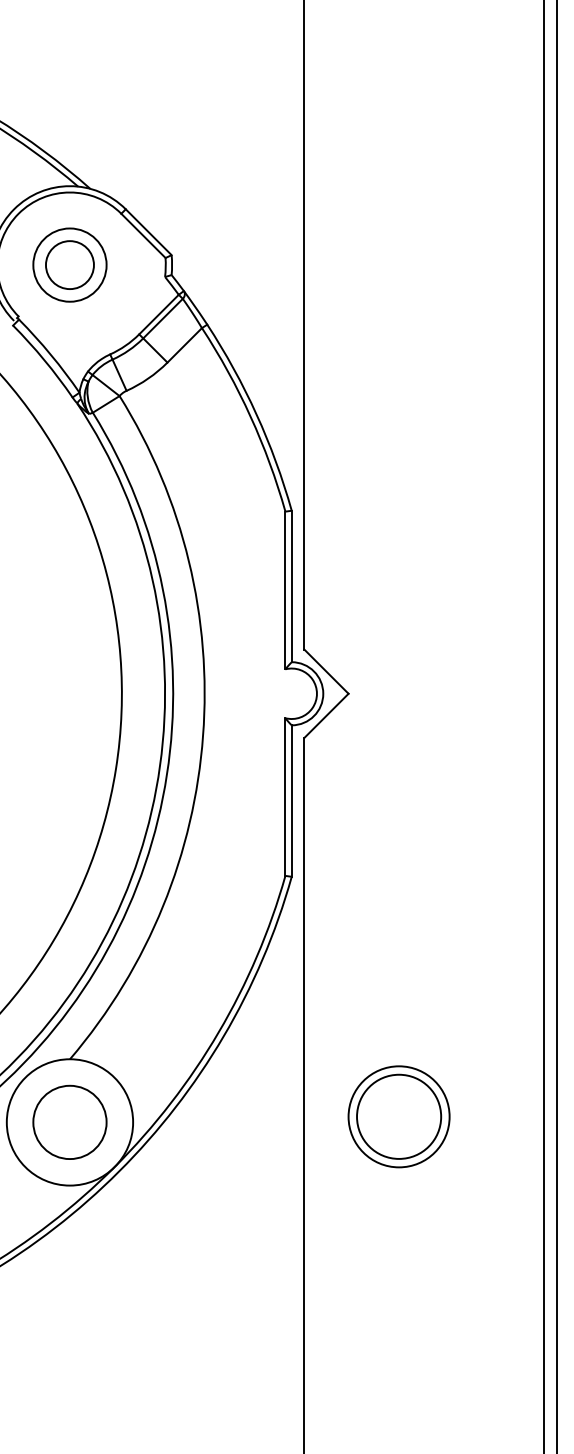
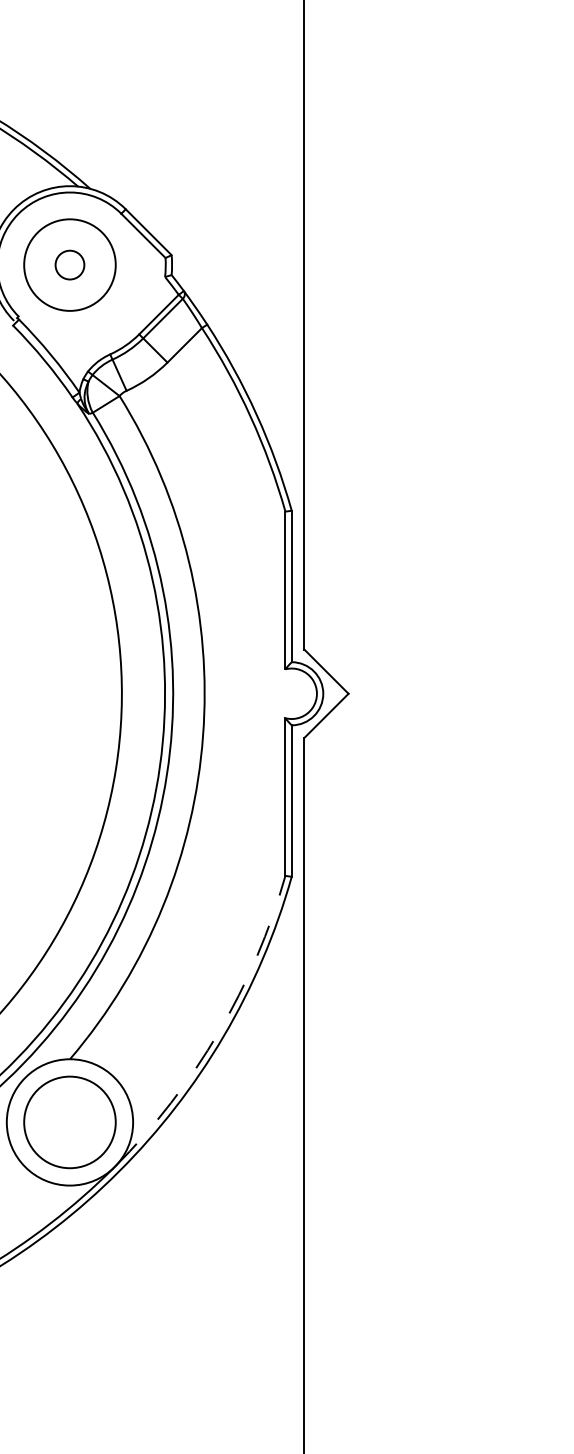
circle diameter: 73 px -> 92 px (69, 264)
circle diameter: 48 px -> 29 px (69, 264)
line: present -> none (544, 726)
line: present -> none (556, 726)
arc: solid -> dashed (218, 1032)
part: present -> none (398, 1116)
circle diameter: 73 px -> 92 px (69, 1122)
